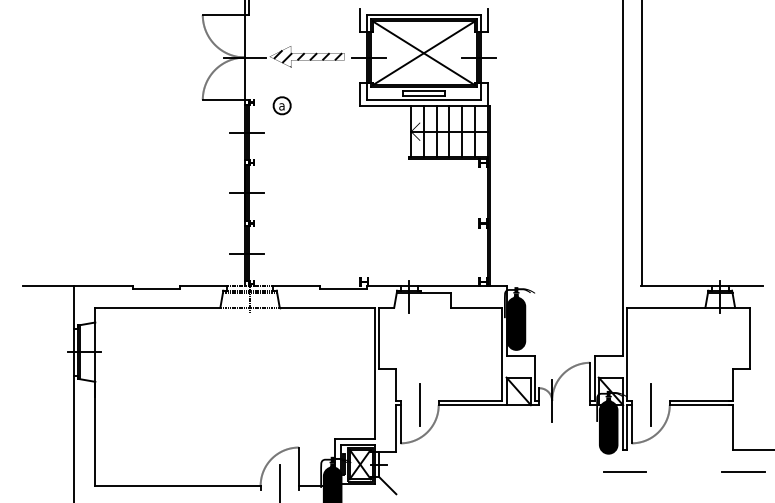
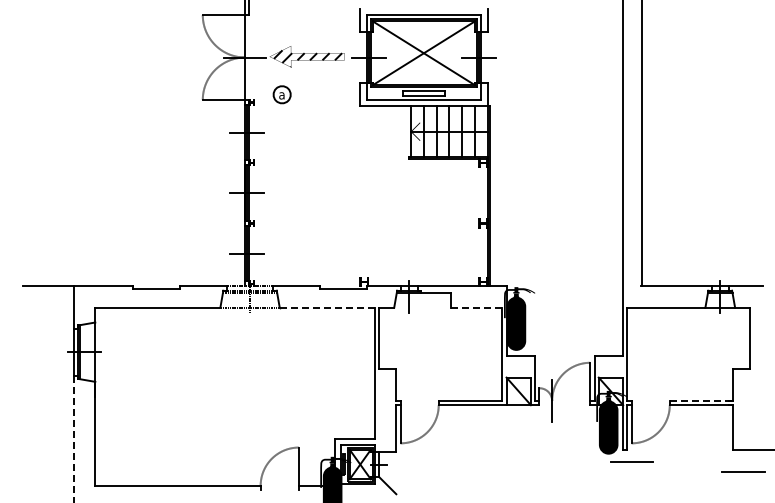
part position: (281, 105) -> (281, 94) (281, 94)
line: solid -> dashed (327, 307)
line: solid -> dashed (476, 307)
line: solid -> dashed (701, 400)
line: present -> none (419, 404)
line: present -> none (650, 404)
line: solid -> dashed (74, 439)
line position: (624, 471) -> (631, 461) (631, 461)
line: present -> none (279, 481)
